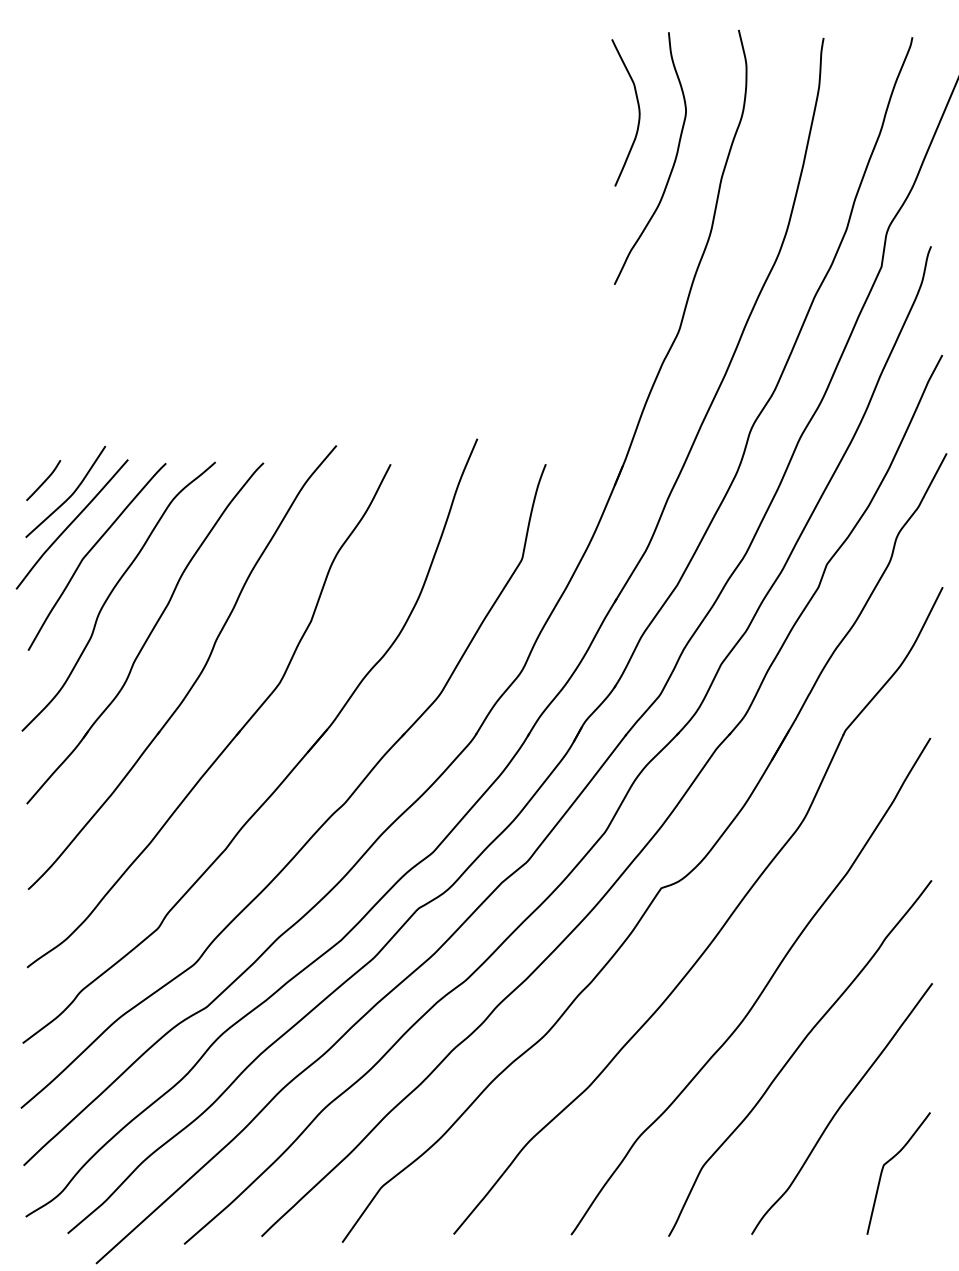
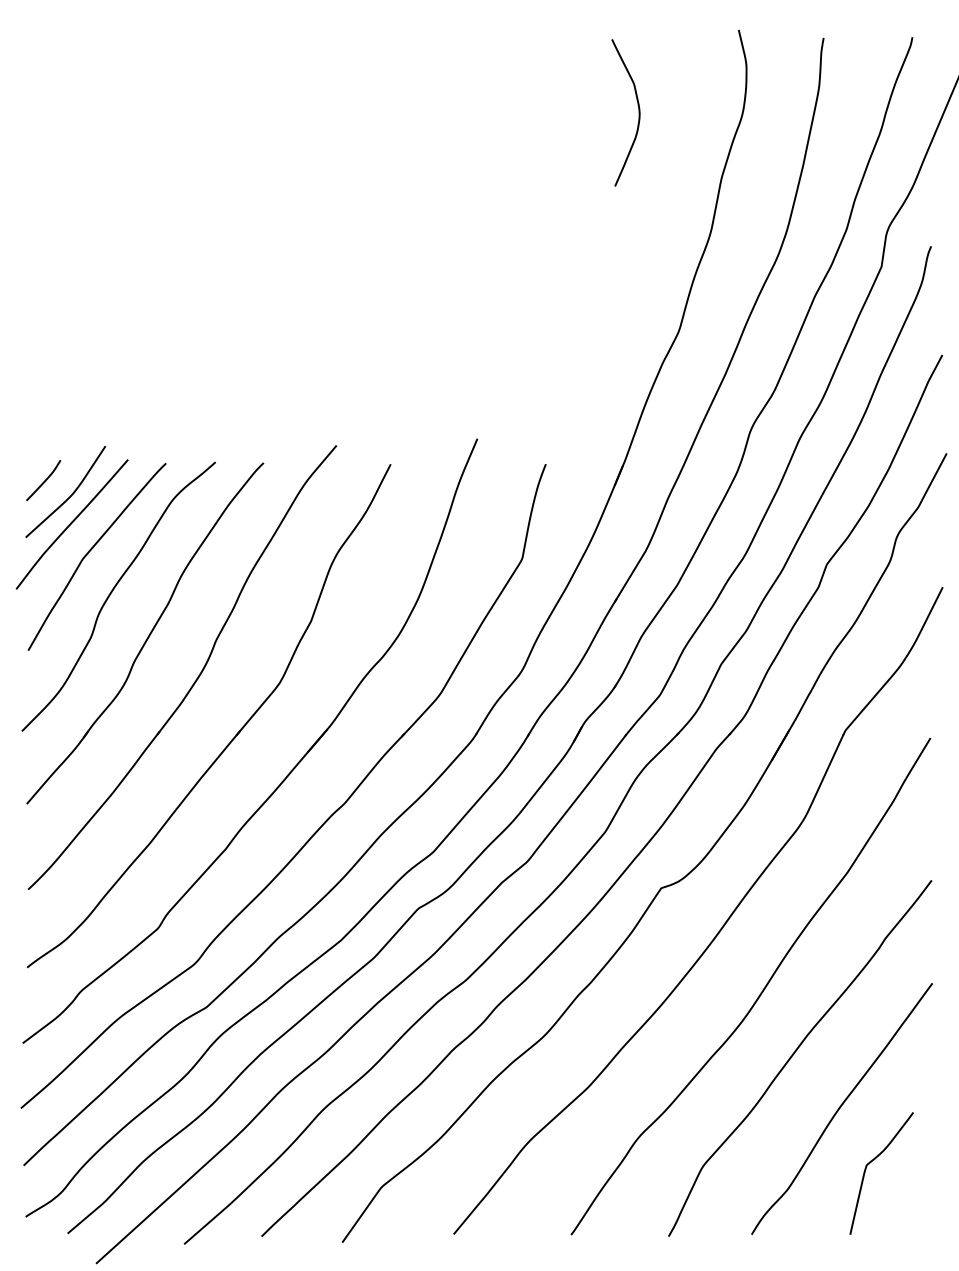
curve: present -> none (672, 165)
curve position: (891, 1160) -> (874, 1160) (874, 1160)
